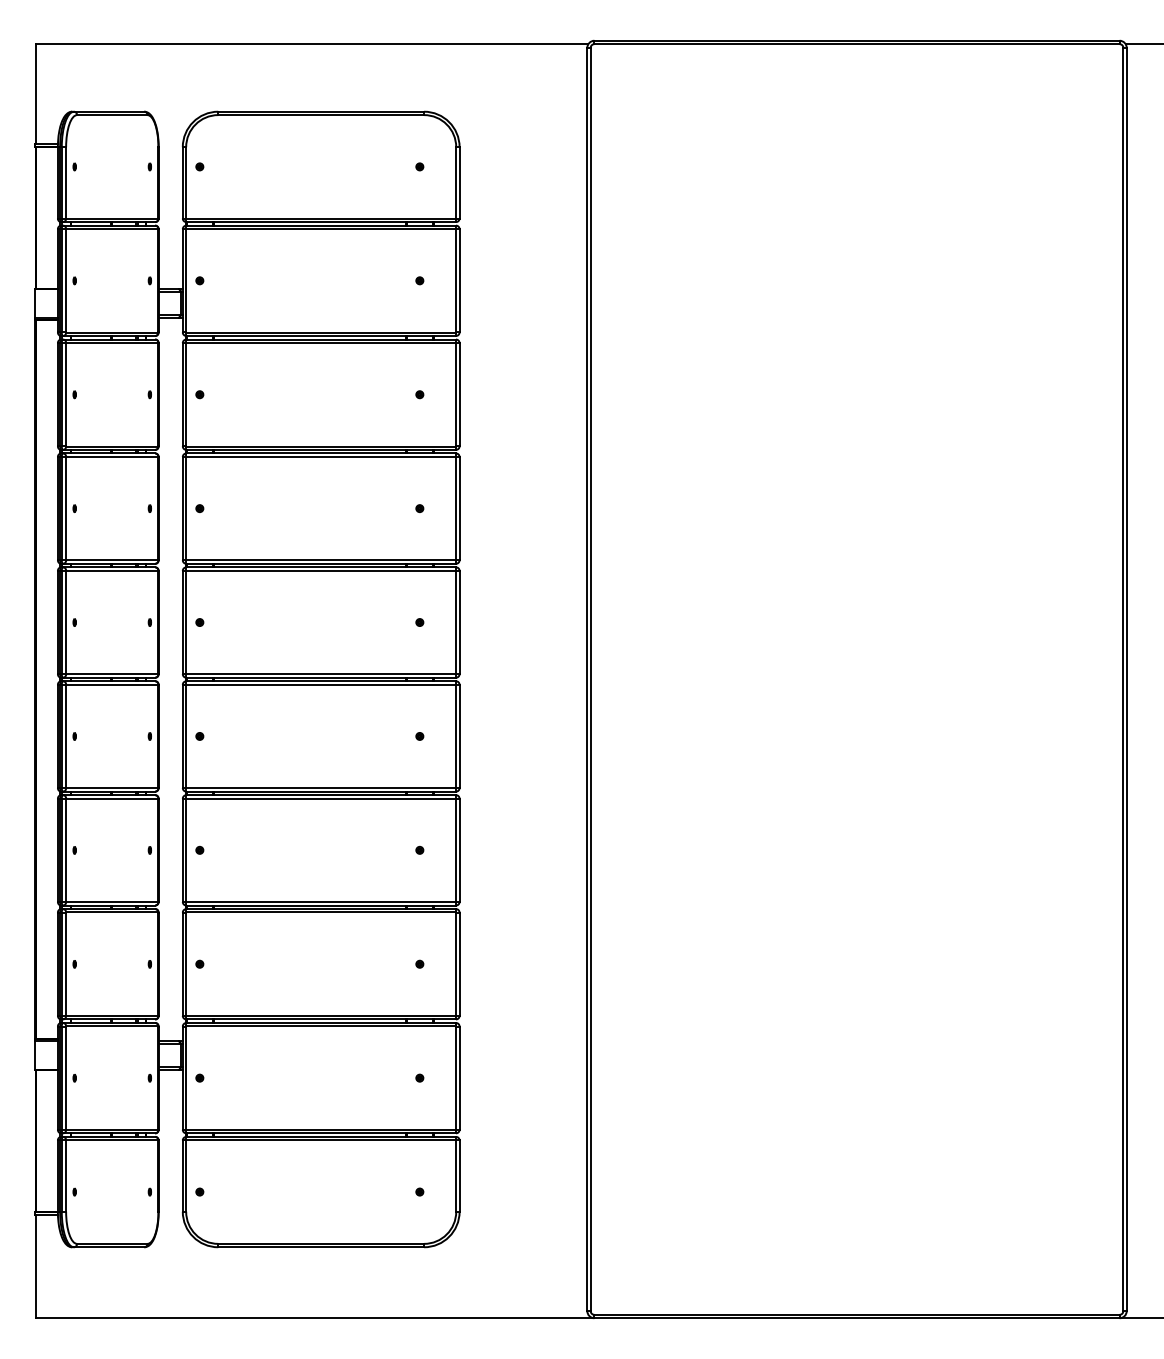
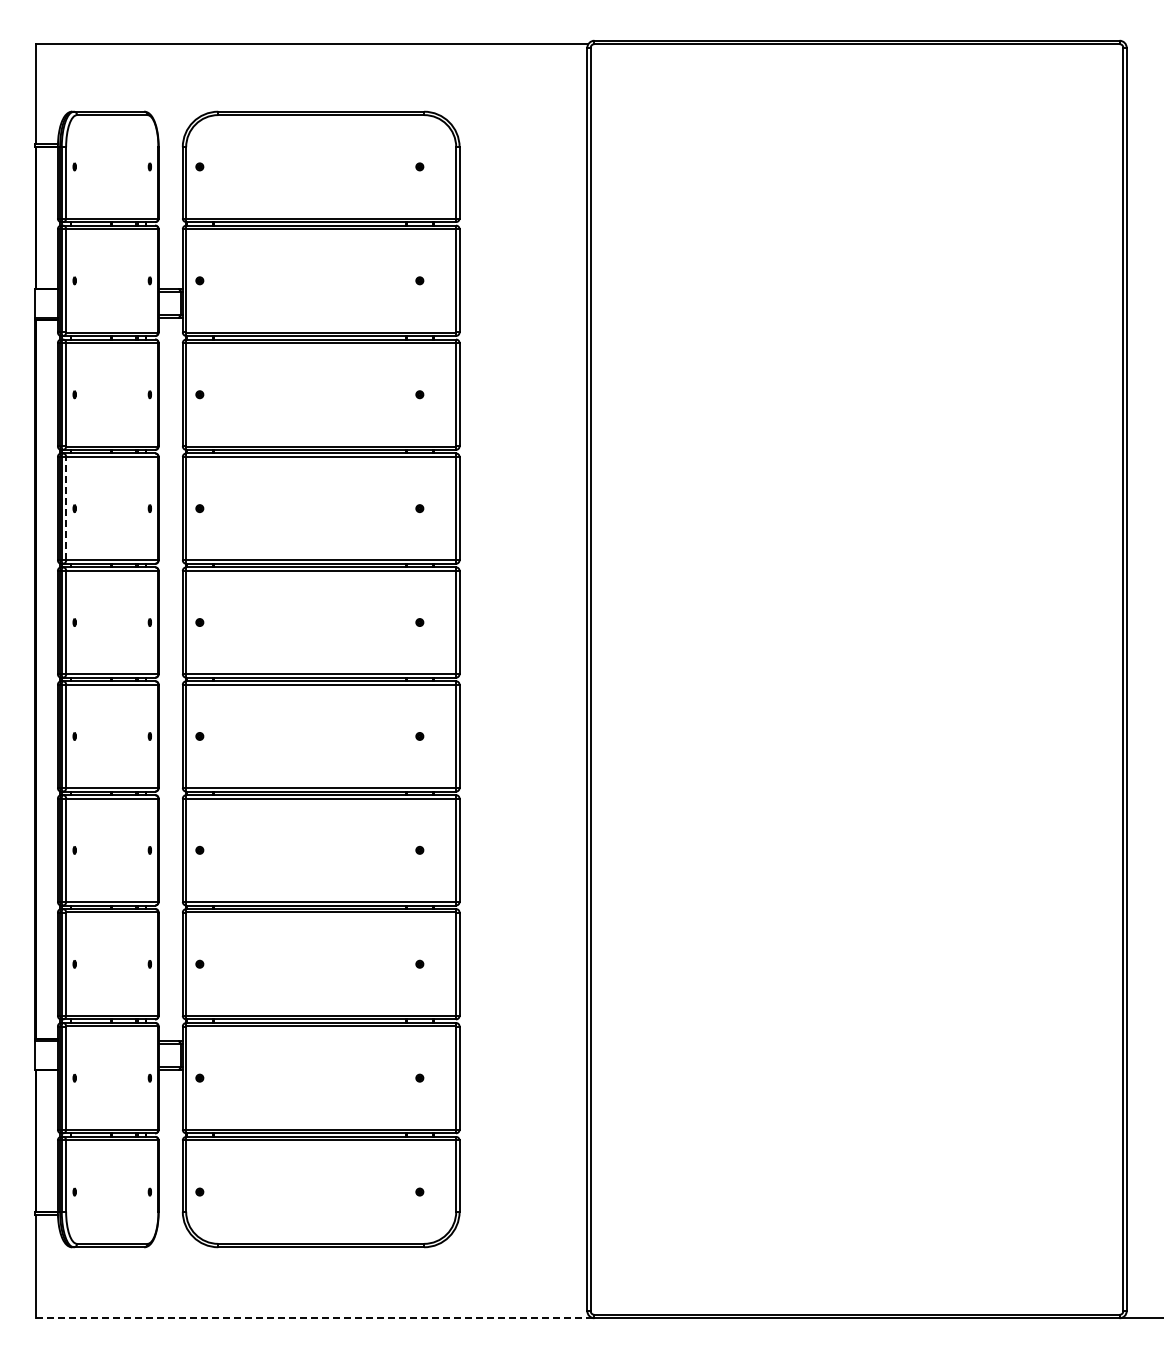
line: present -> none (1142, 44)
line: solid -> dashed (66, 508)
line: solid -> dashed (315, 1318)
